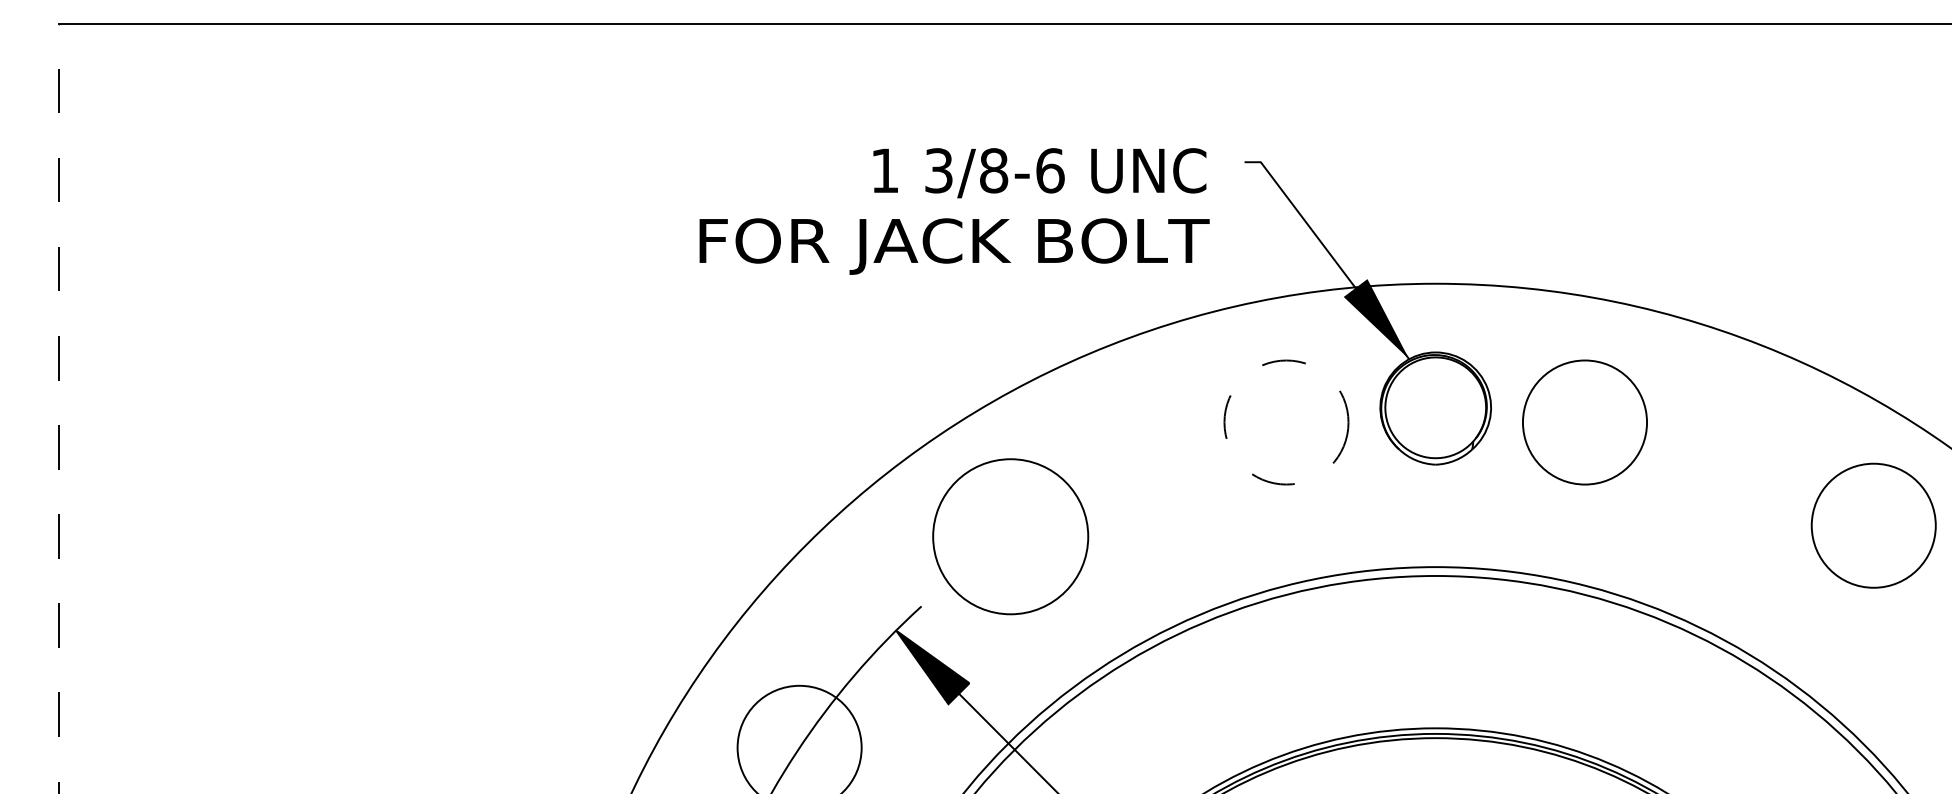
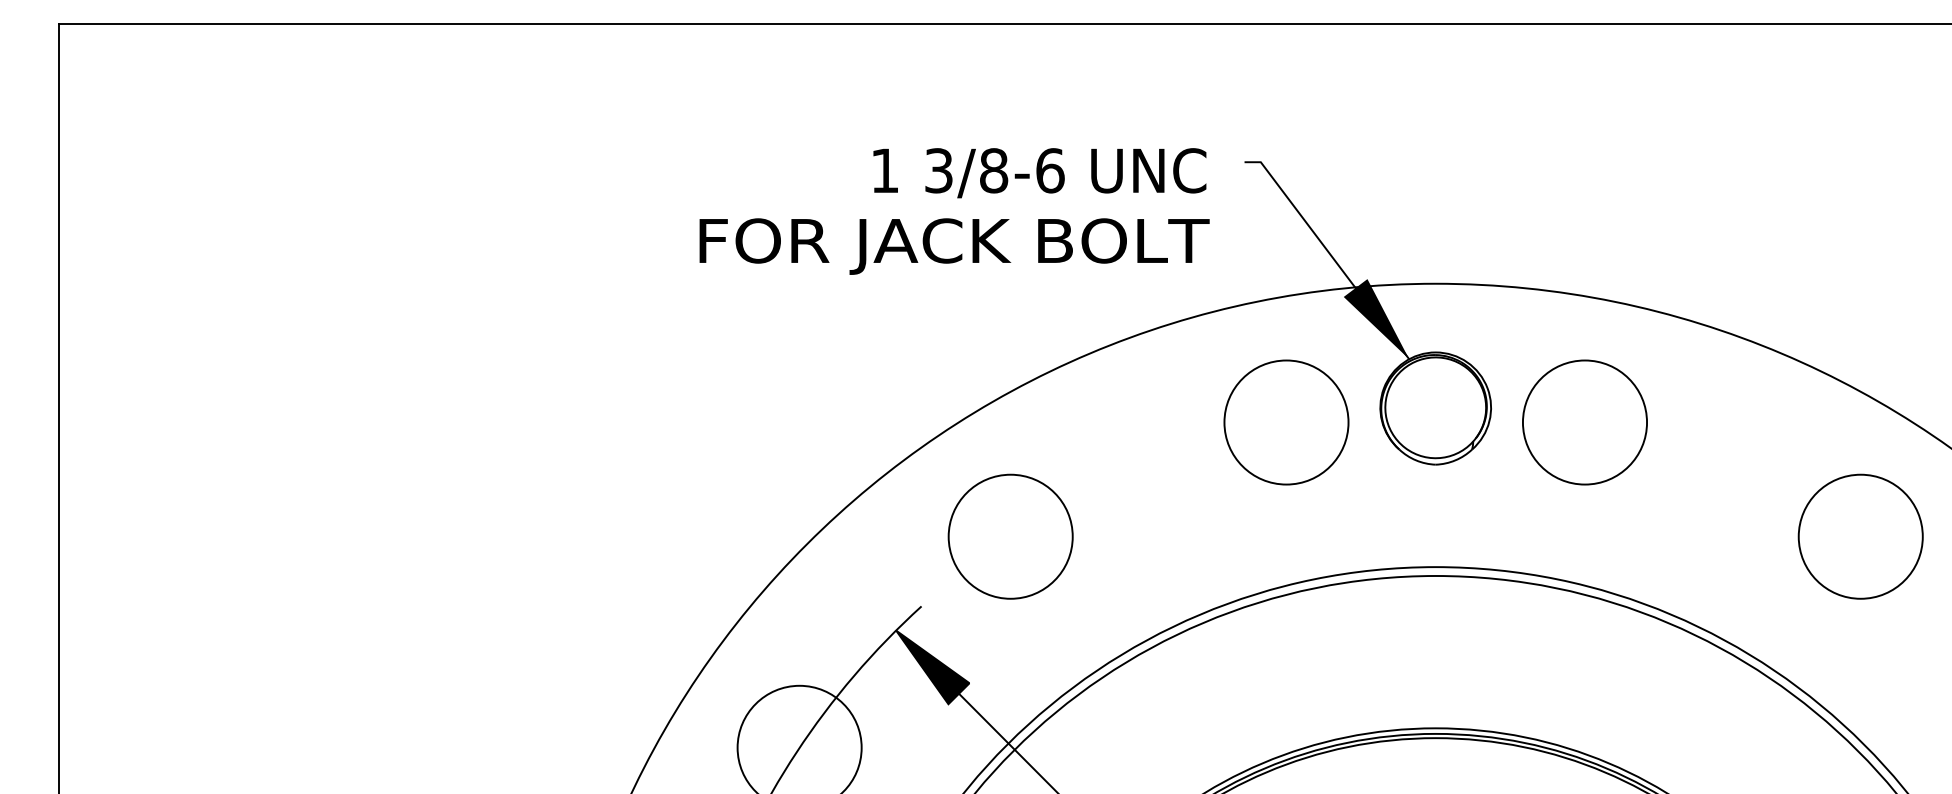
line: dashed -> solid (58, 408)
circle: dashed -> solid (1286, 422)
circle position: (1873, 525) -> (1860, 536) (1860, 536)
circle diameter: 155 px -> 124 px (1010, 536)
